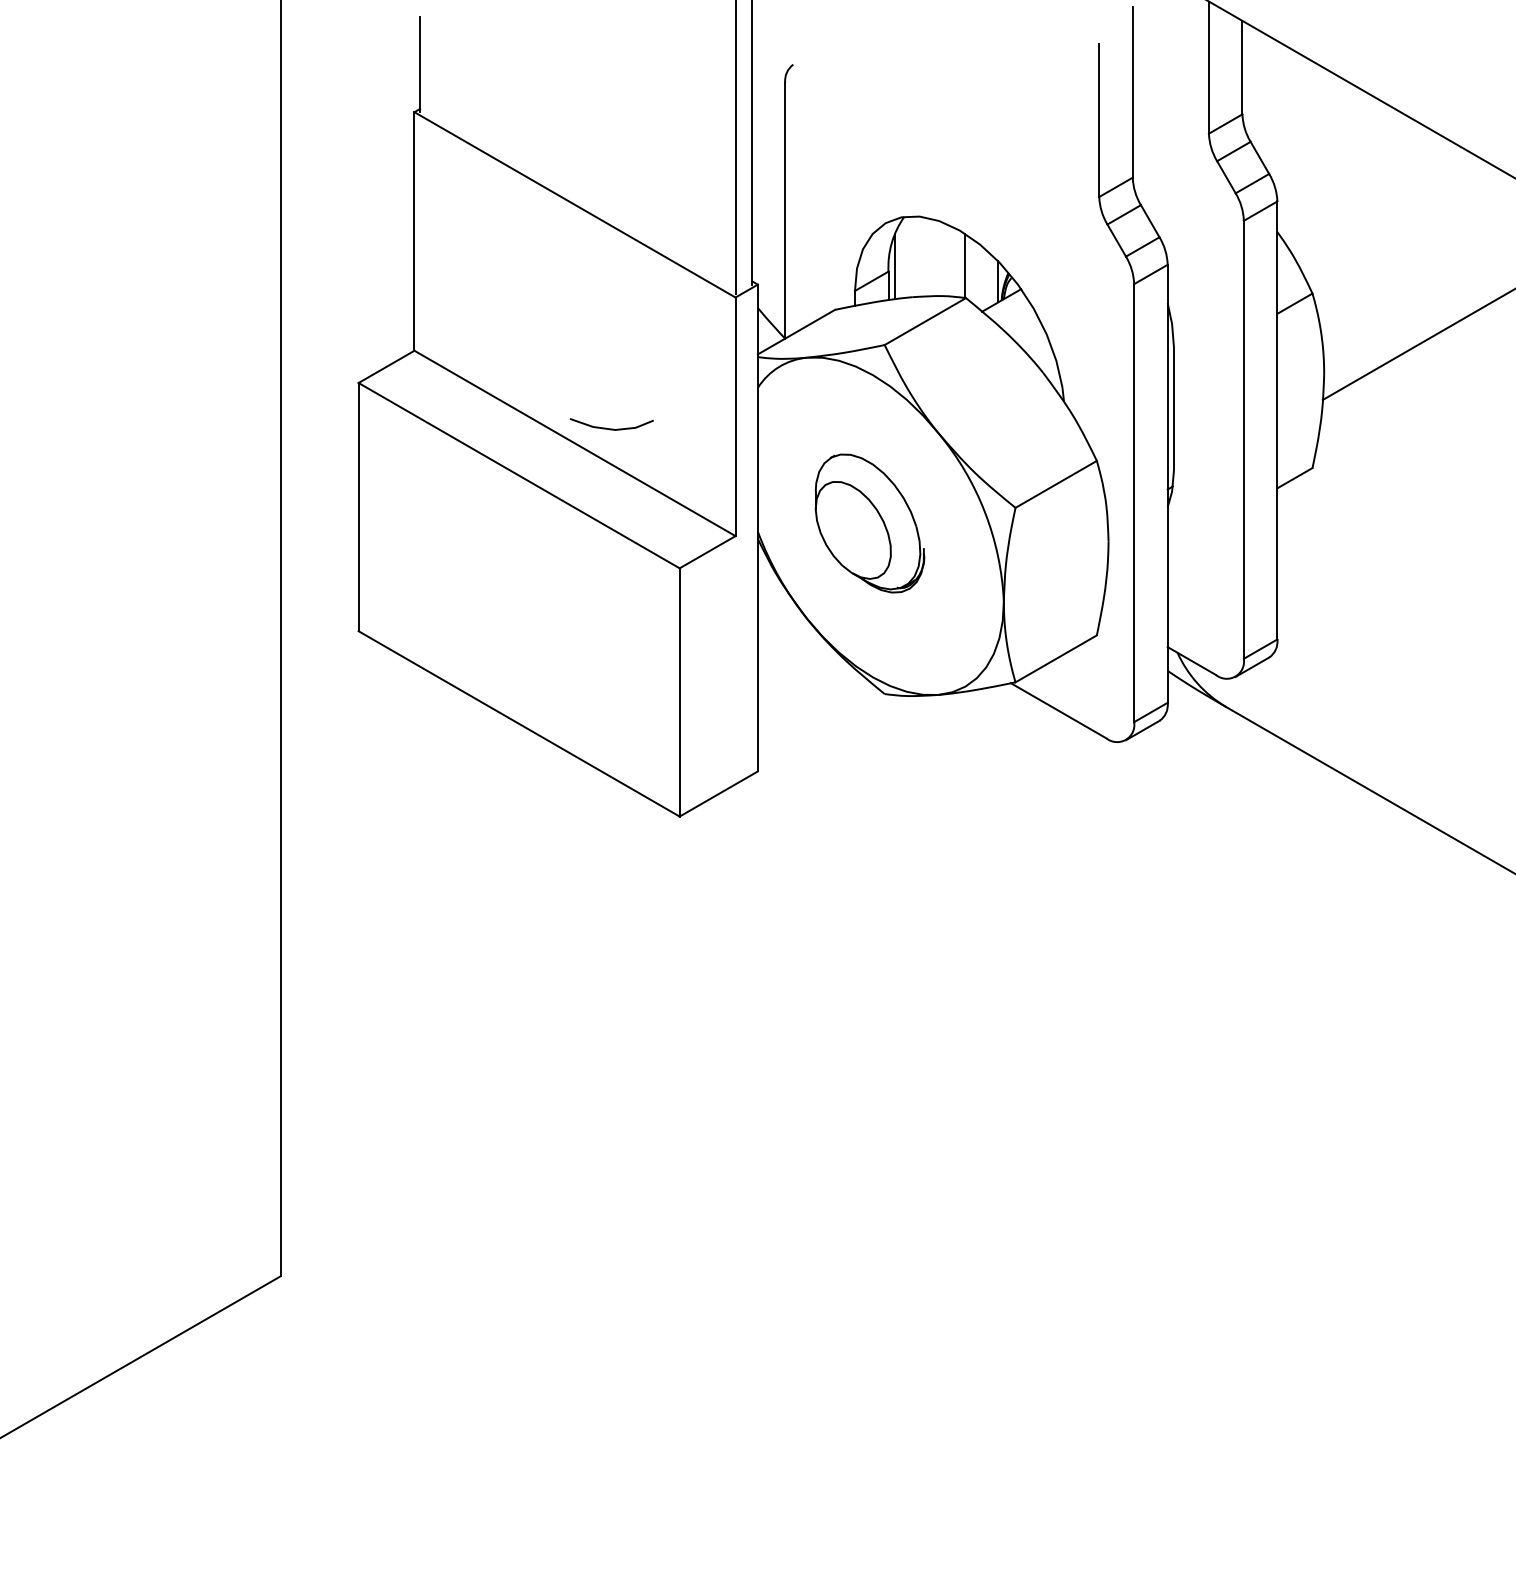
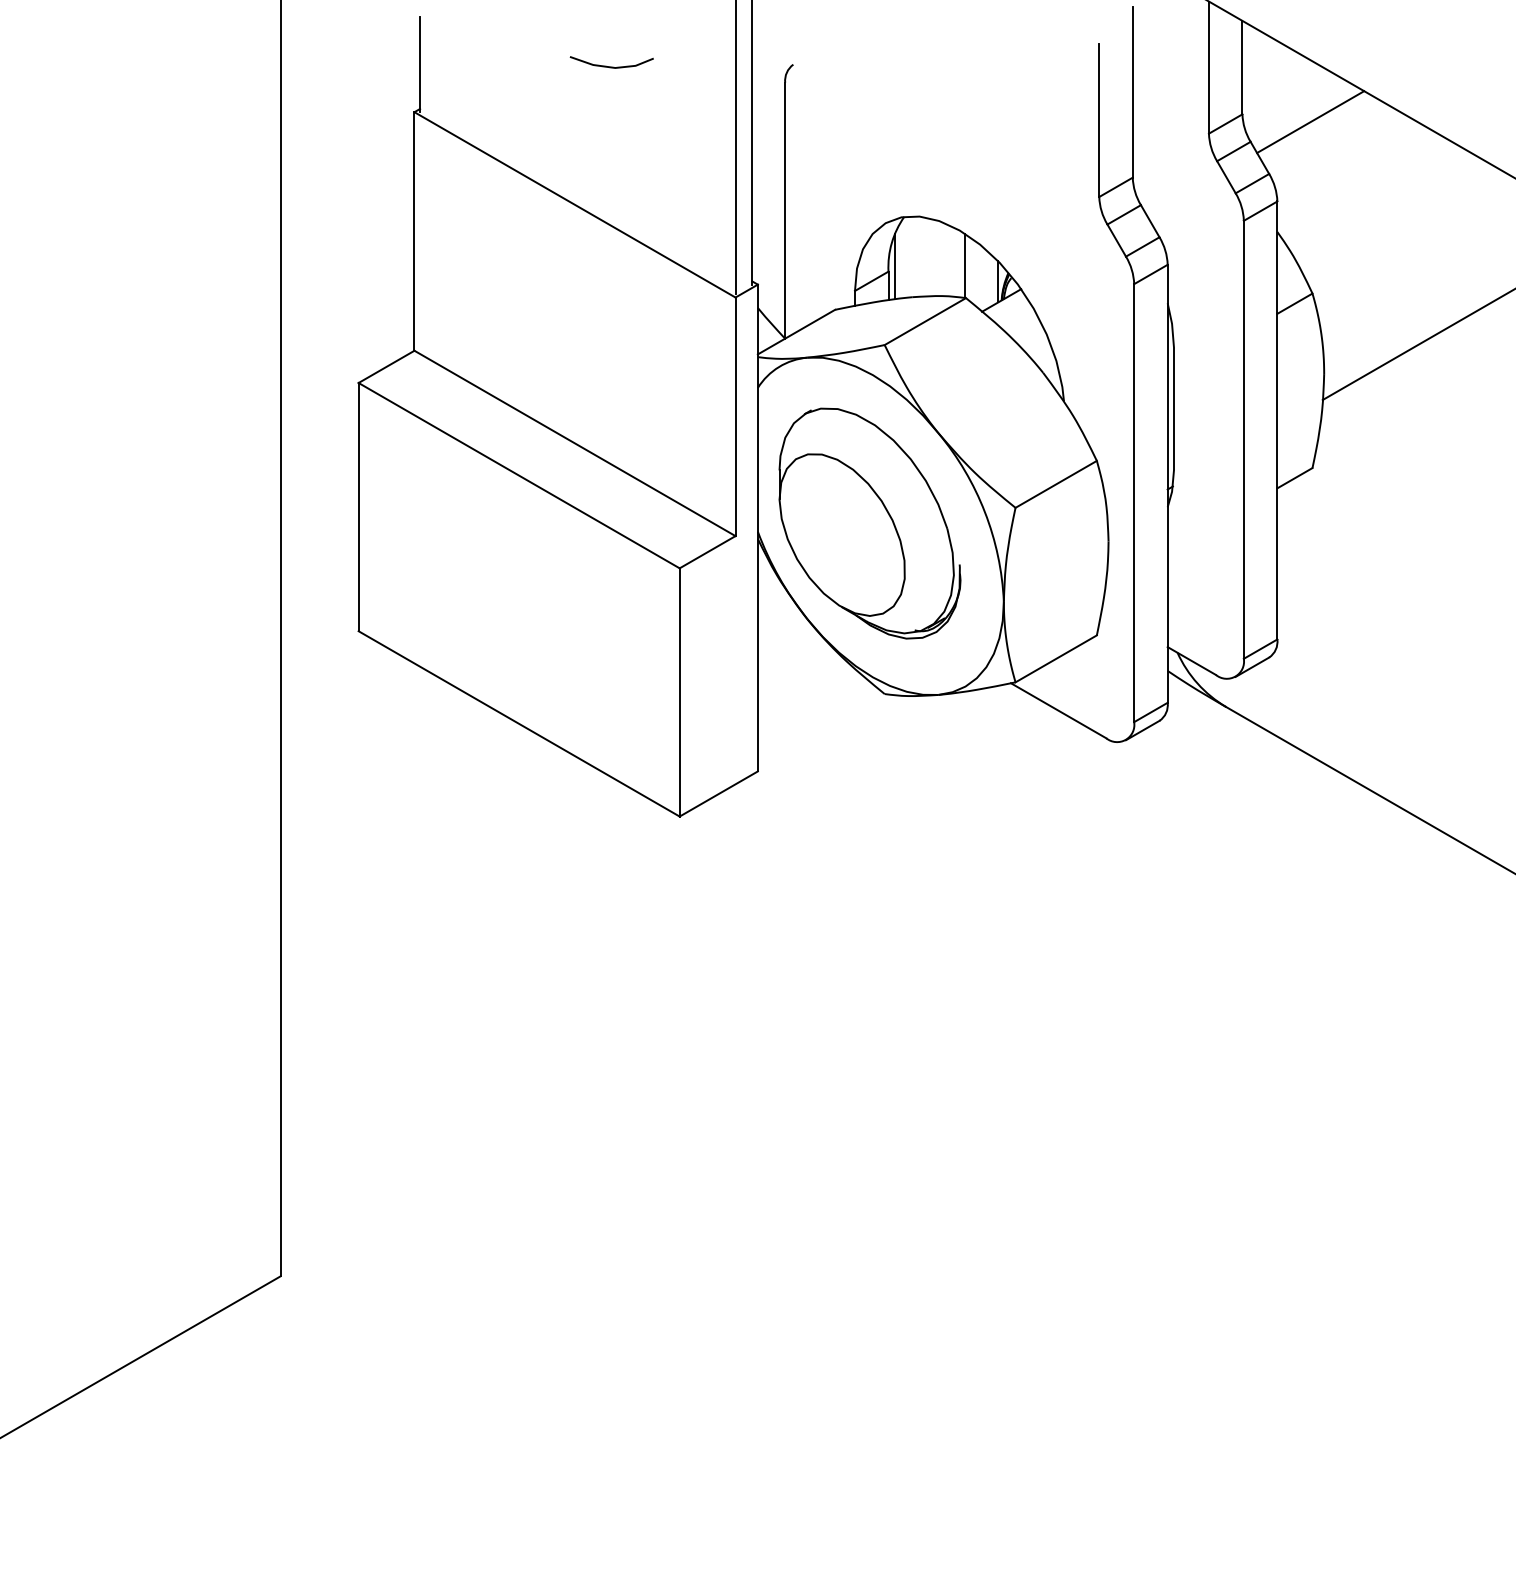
line: none -> present (1310, 122)
line position: (611, 428) -> (611, 66) (611, 66)
part size: 112x141 px -> 184x233 px (869, 523)
